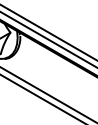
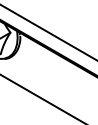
line: present -> none (48, 39)
line: present -> none (48, 94)
